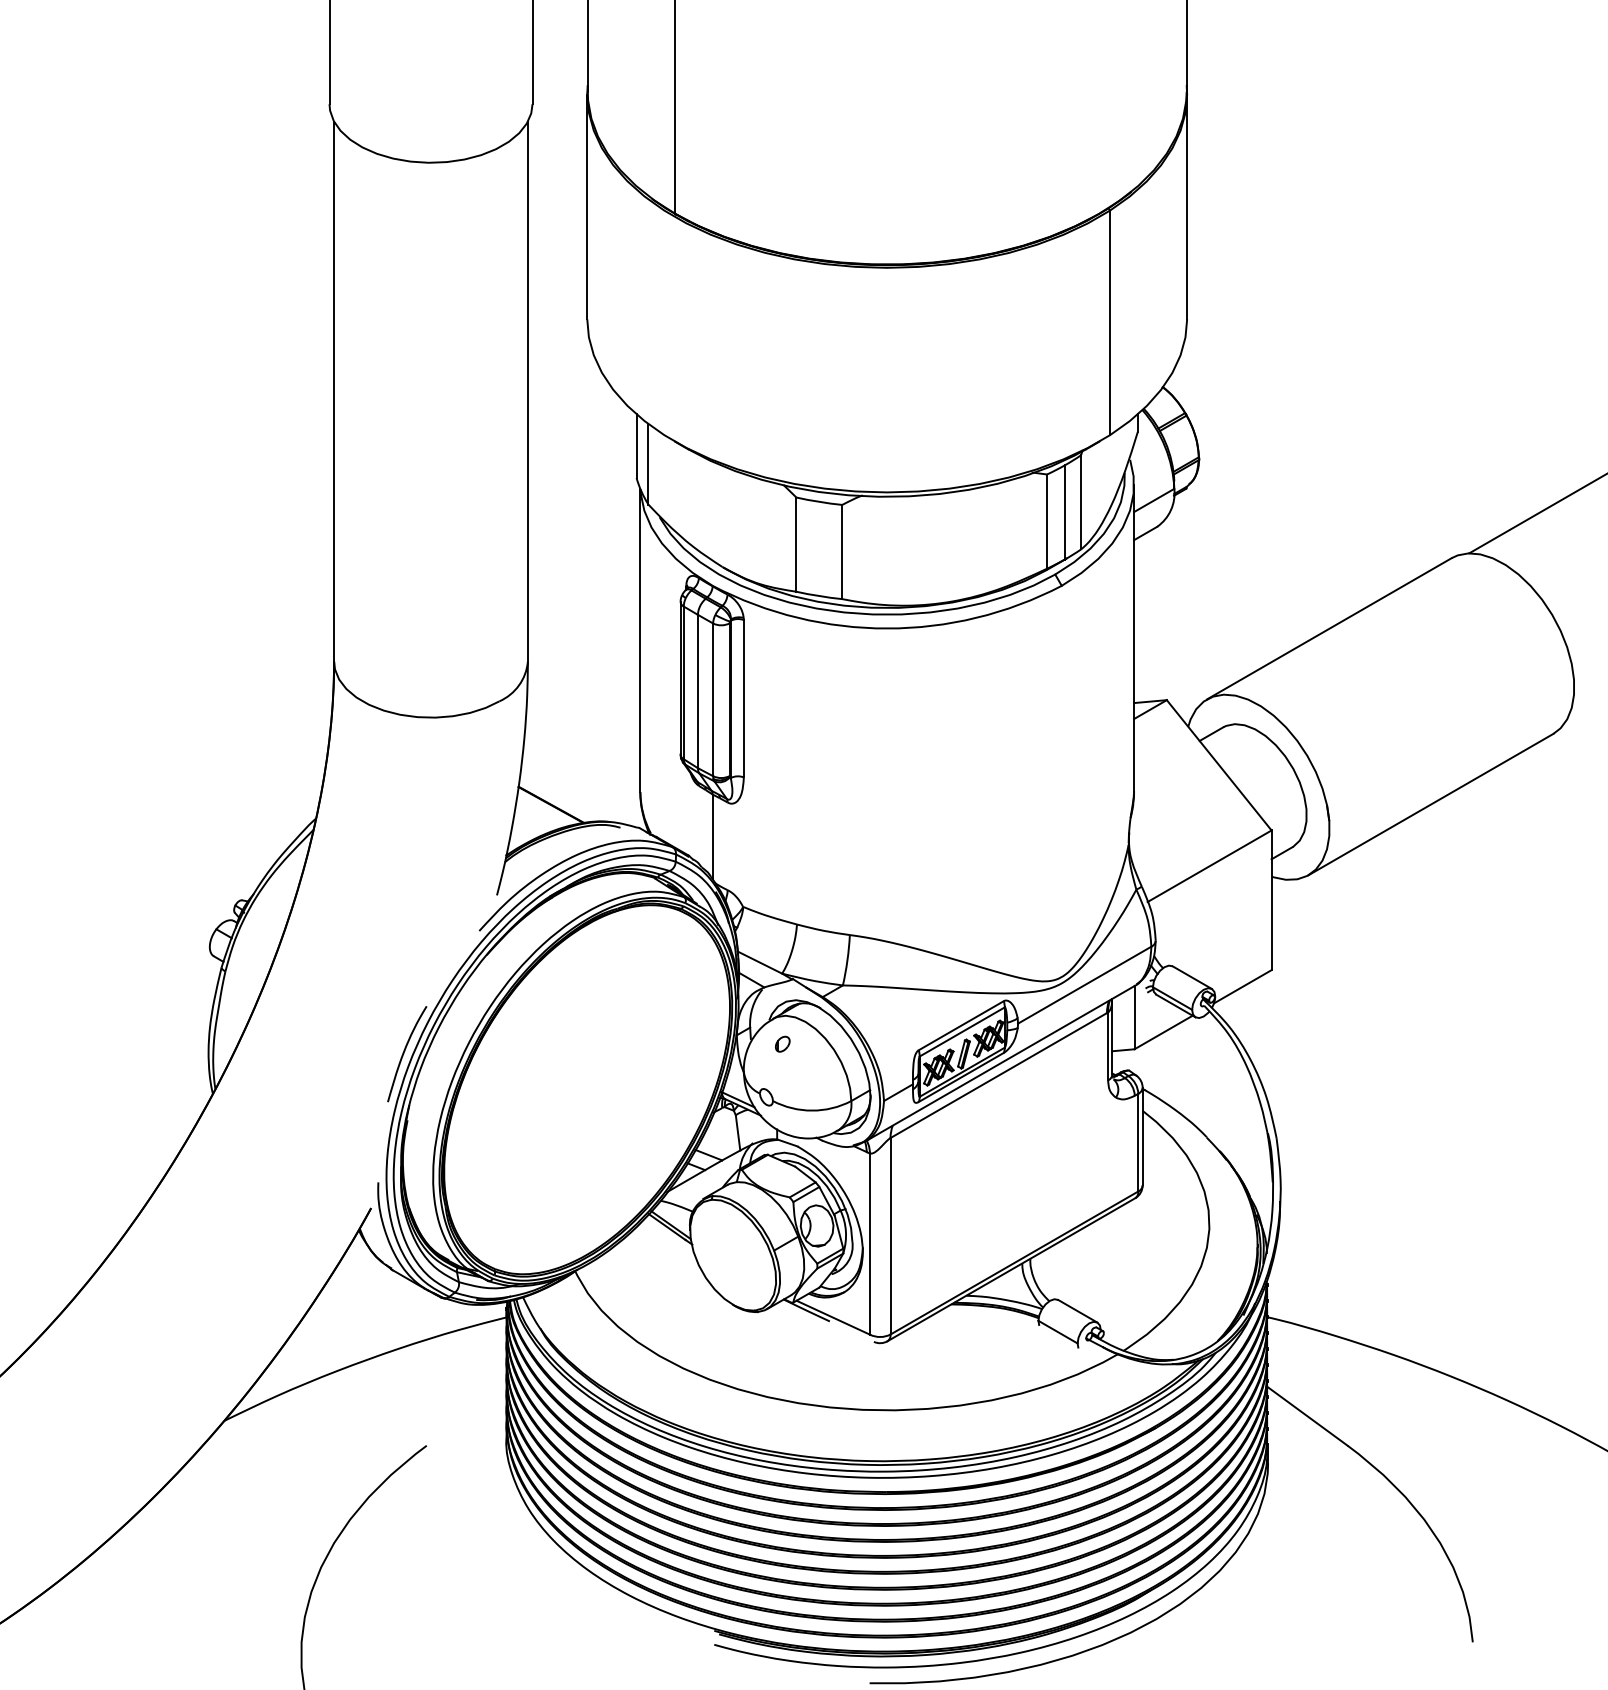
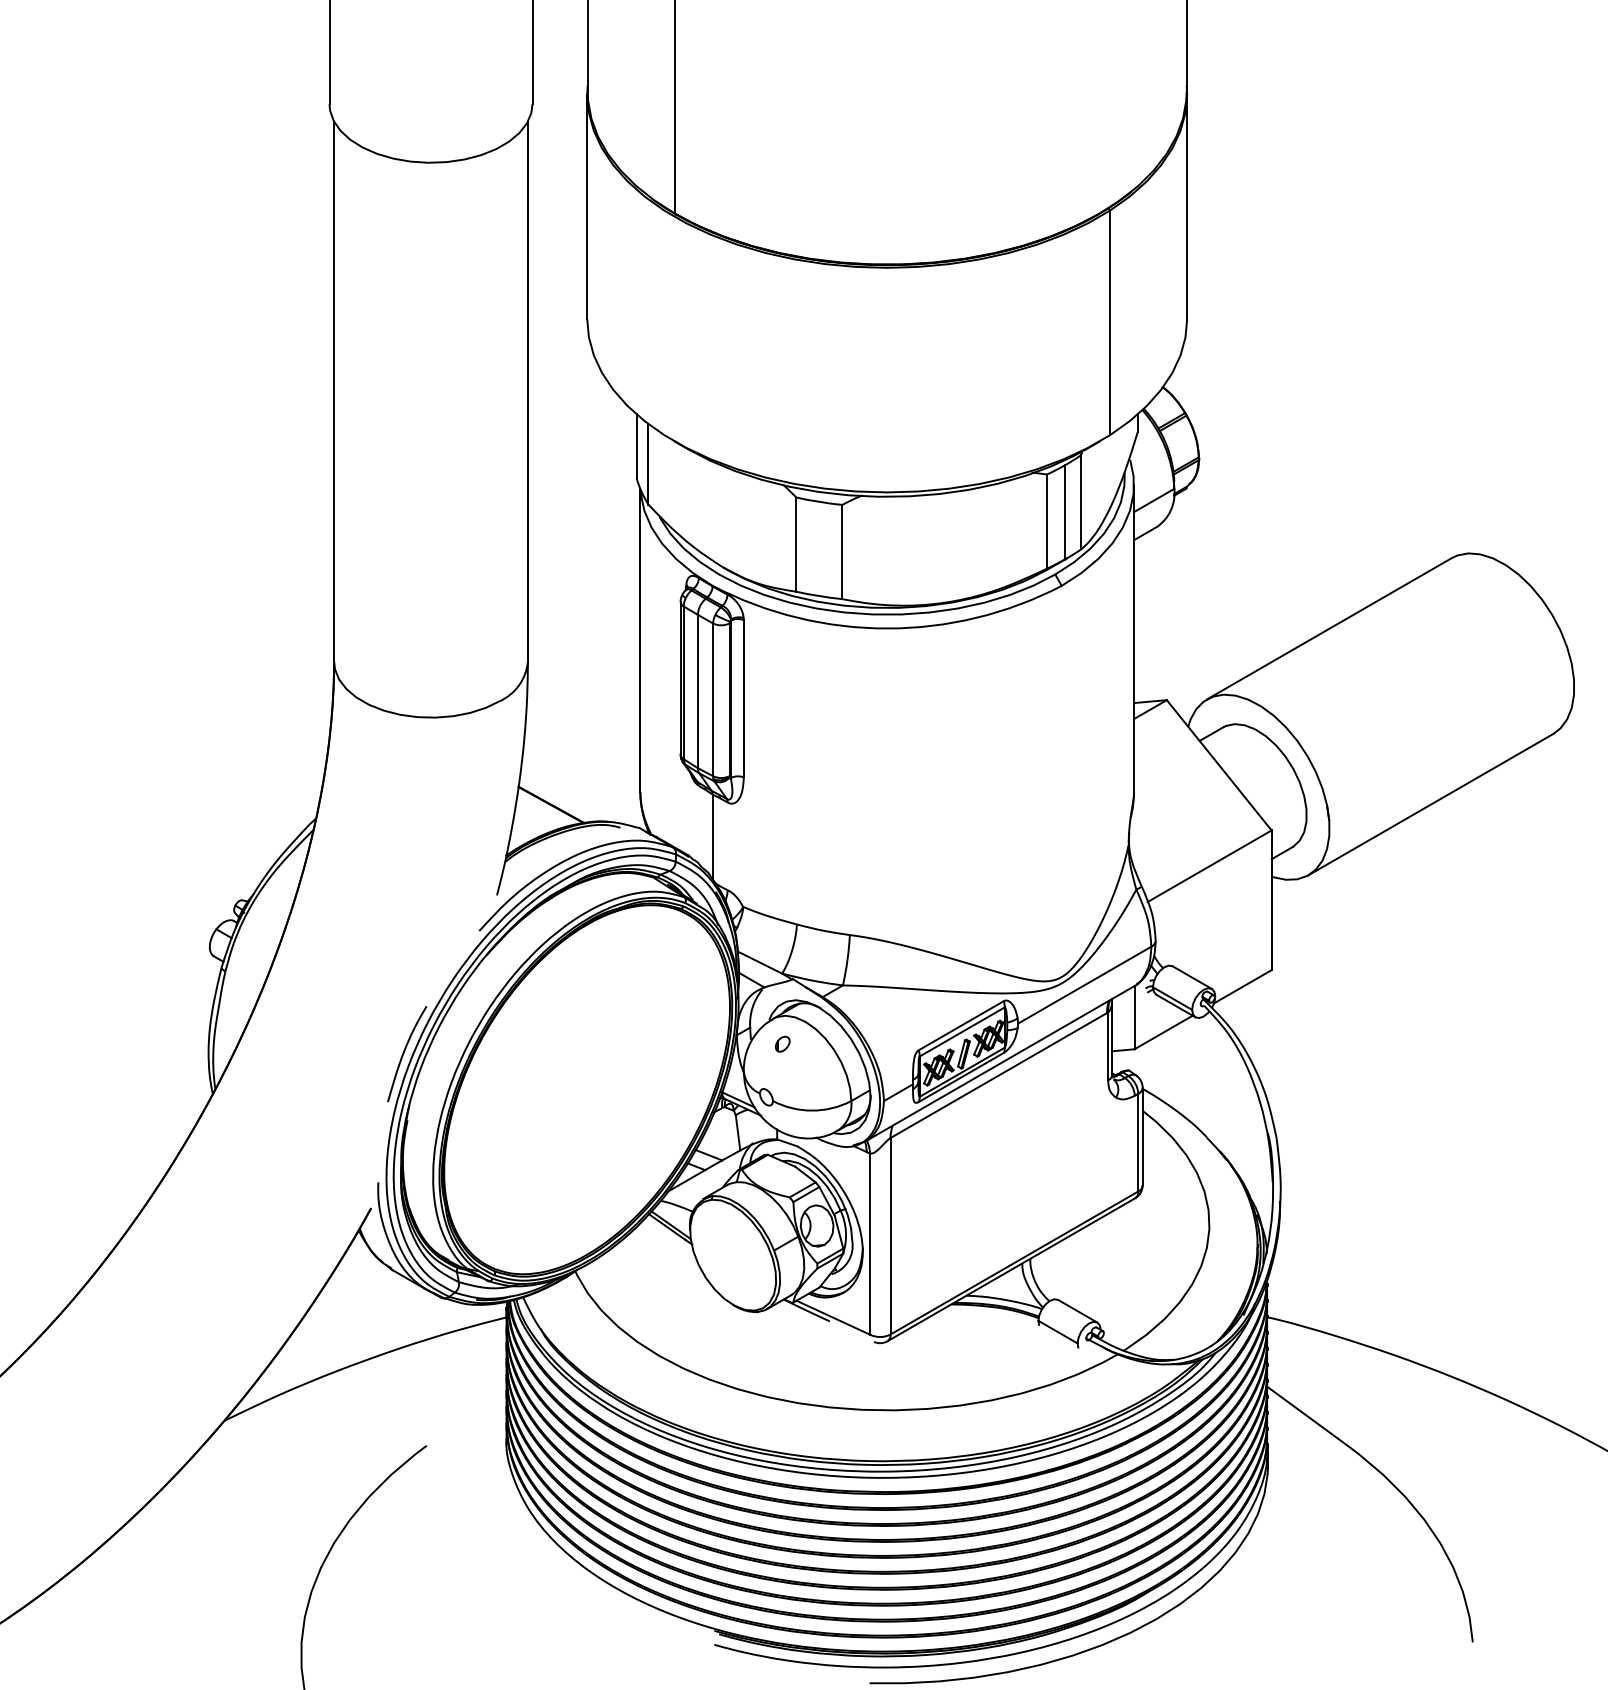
line: present -> none (1536, 514)
